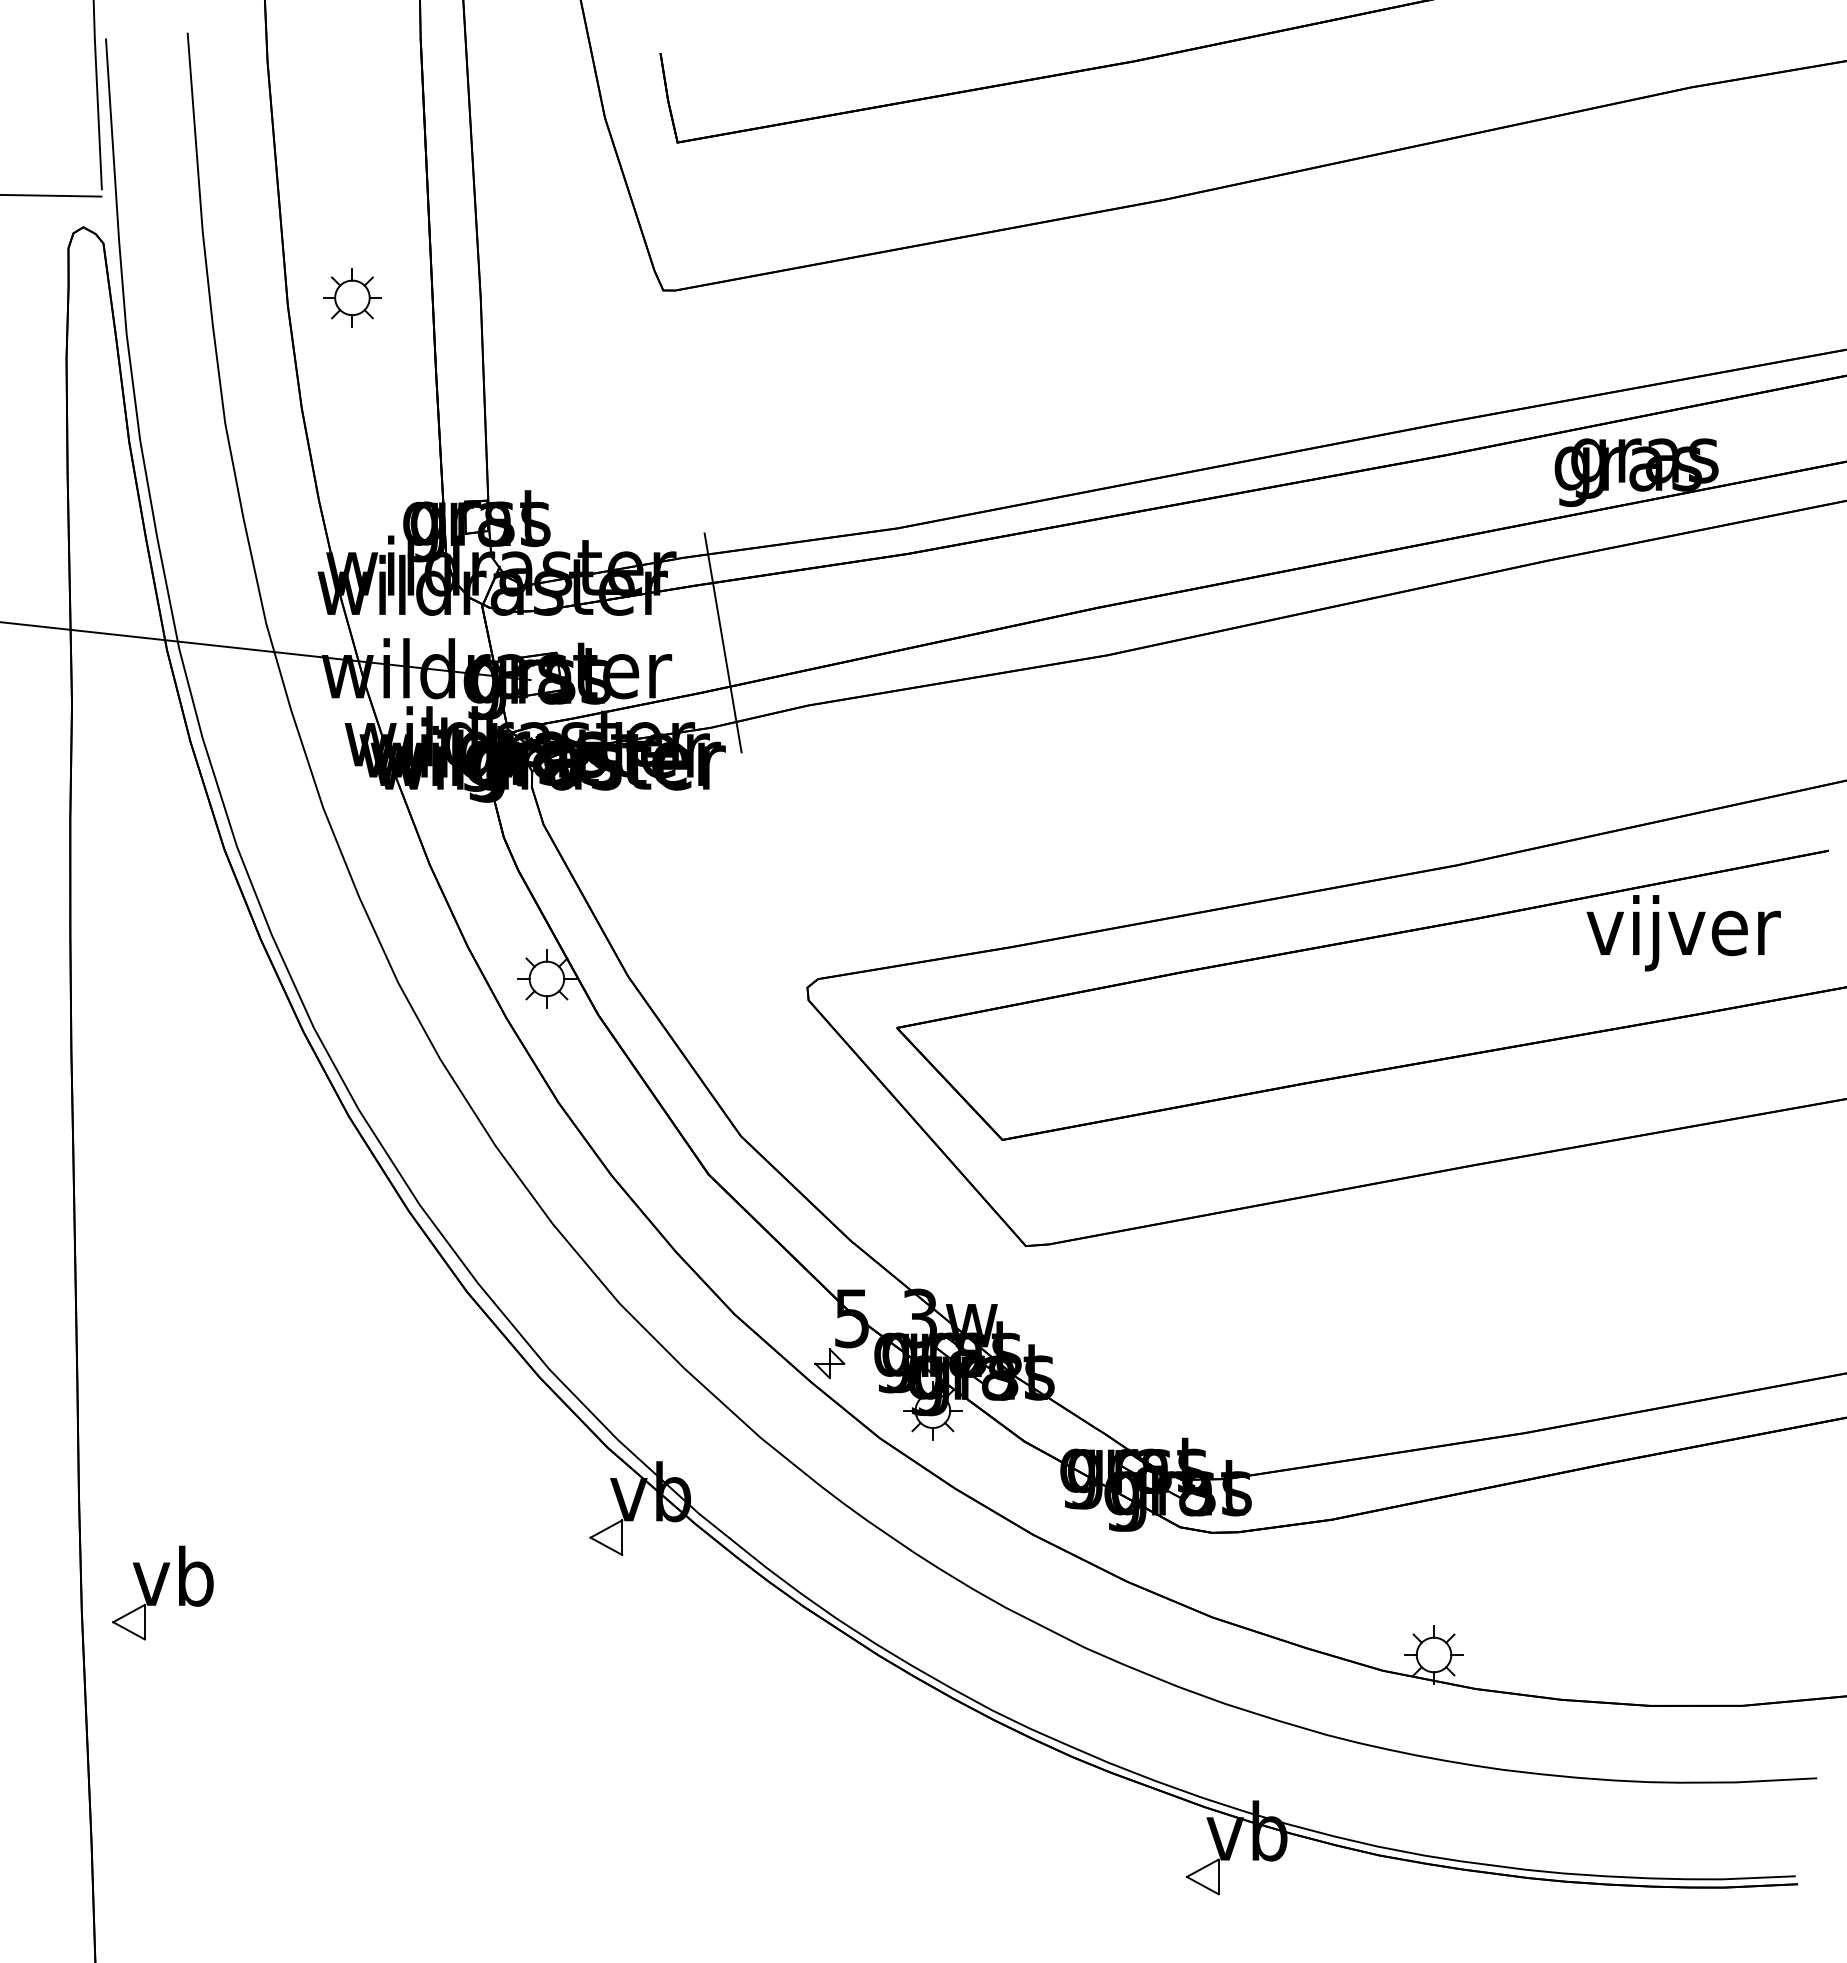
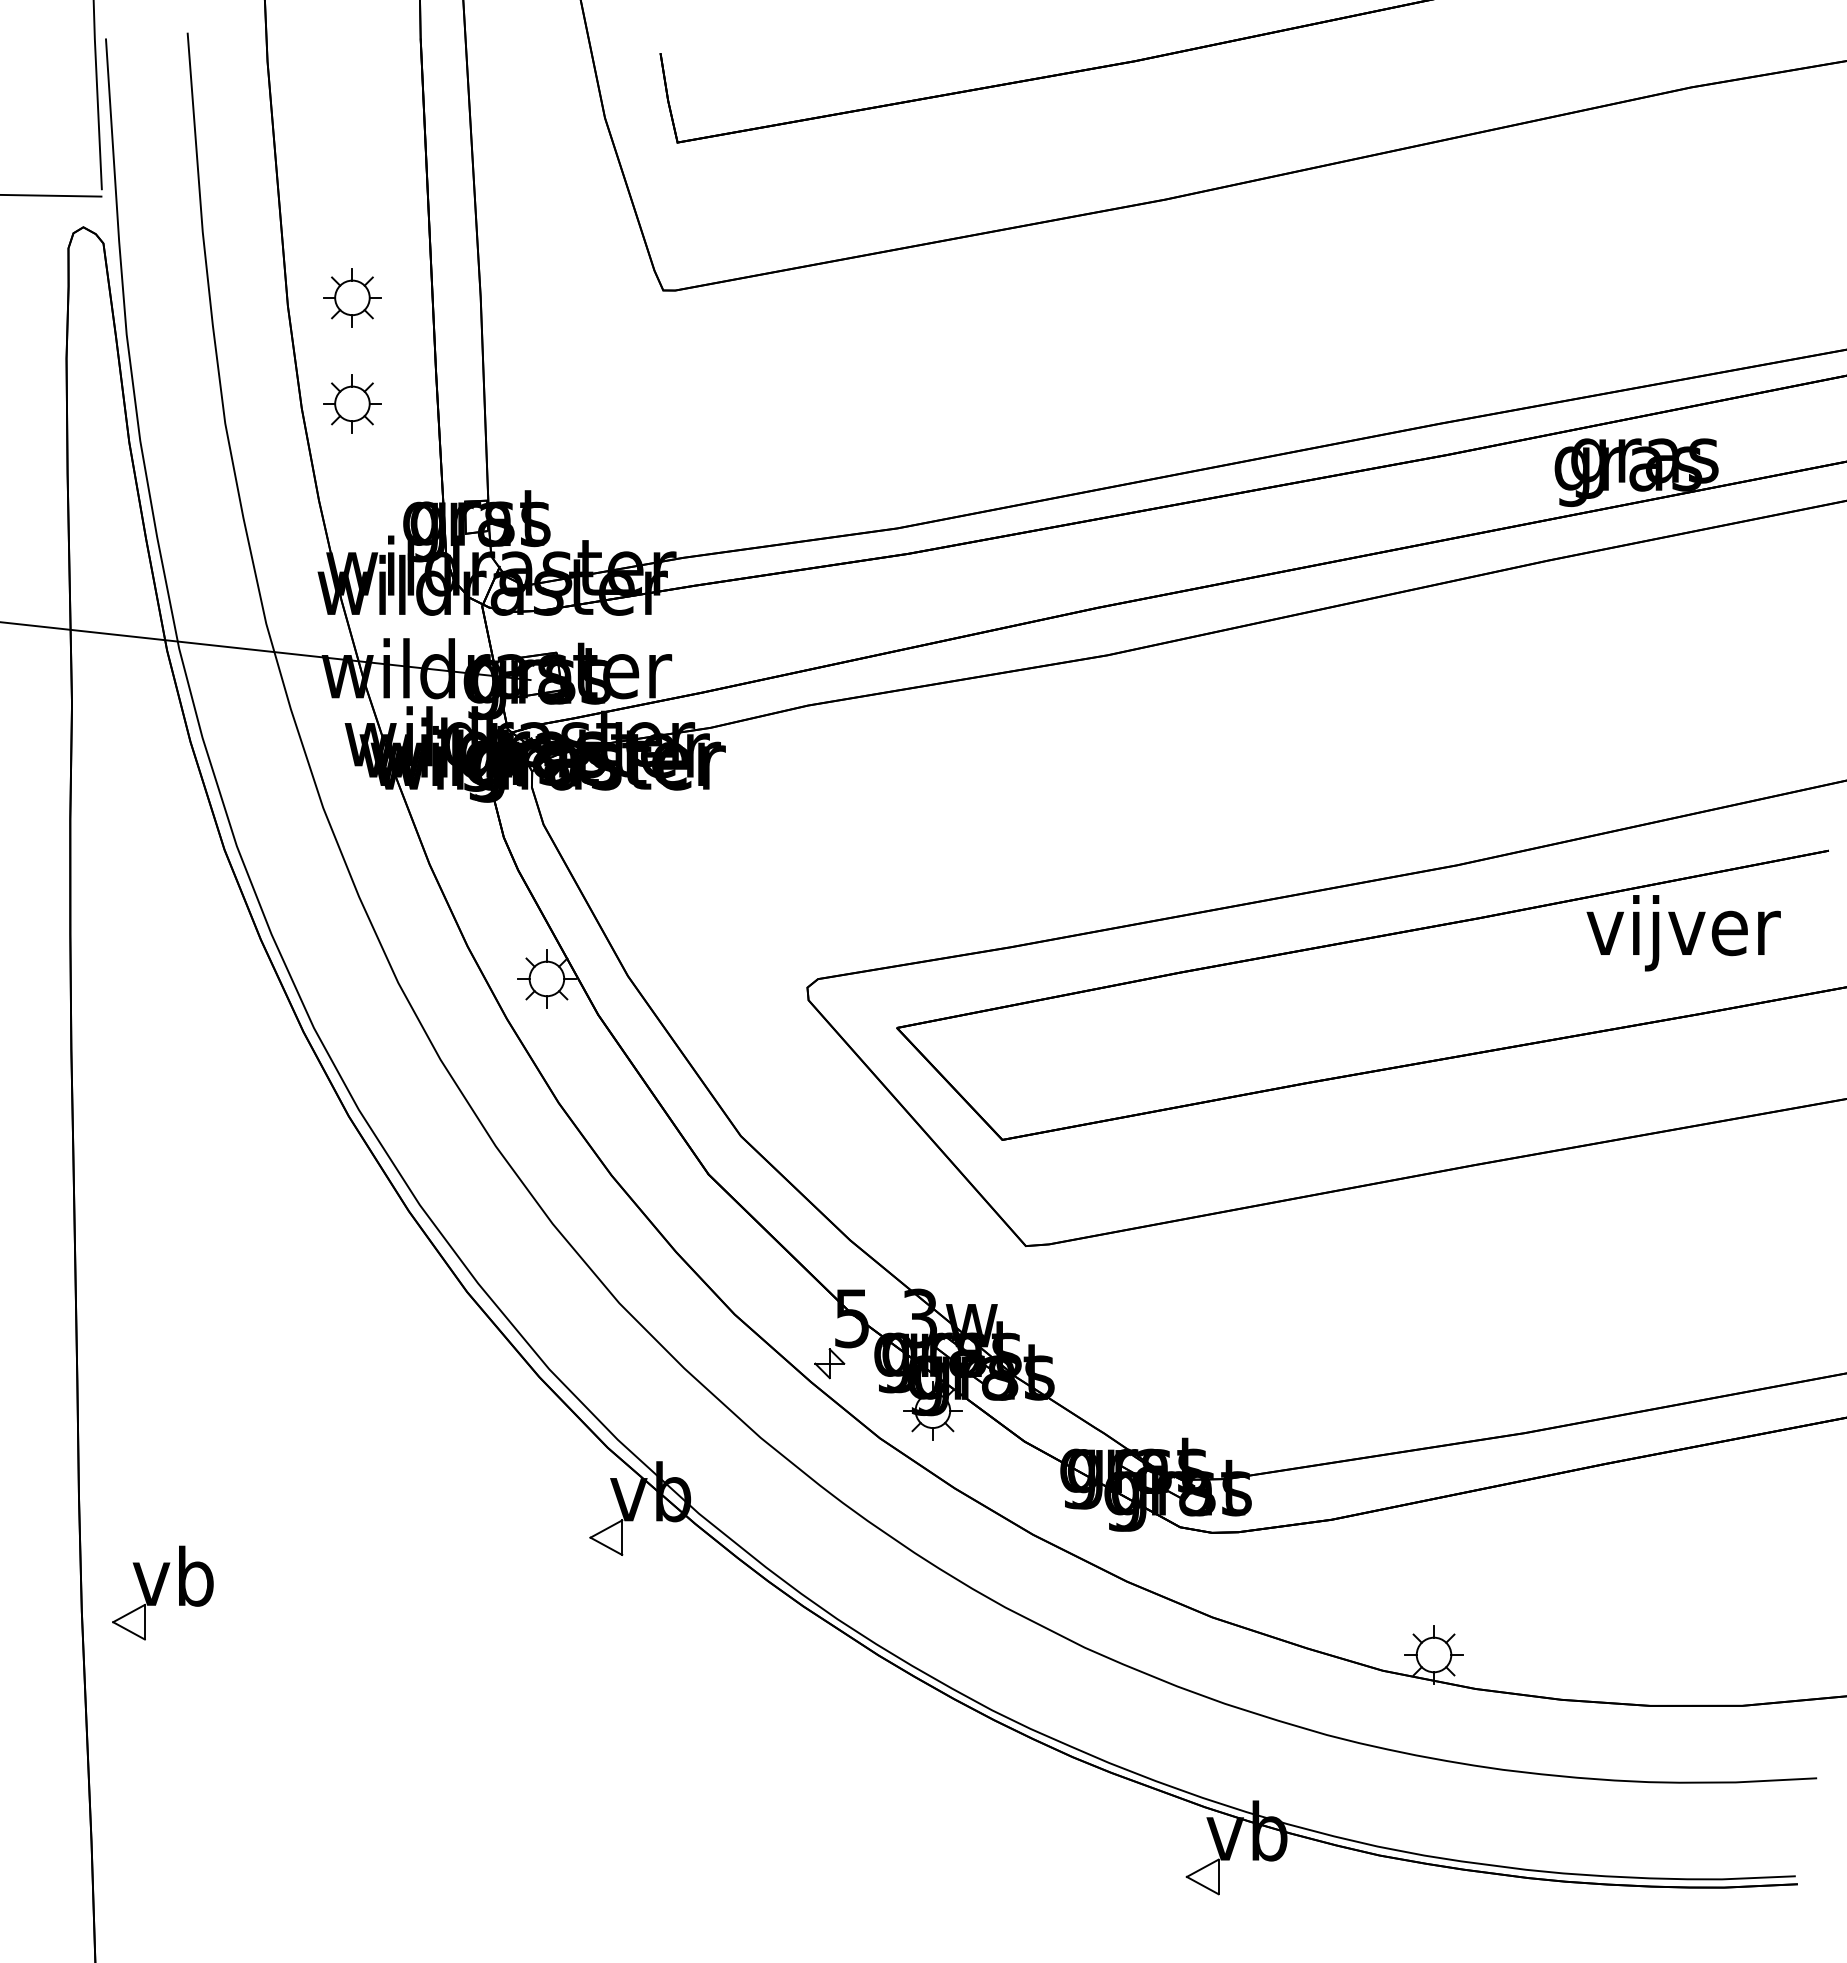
part: none -> present (352, 403)
line: present -> none (722, 642)
